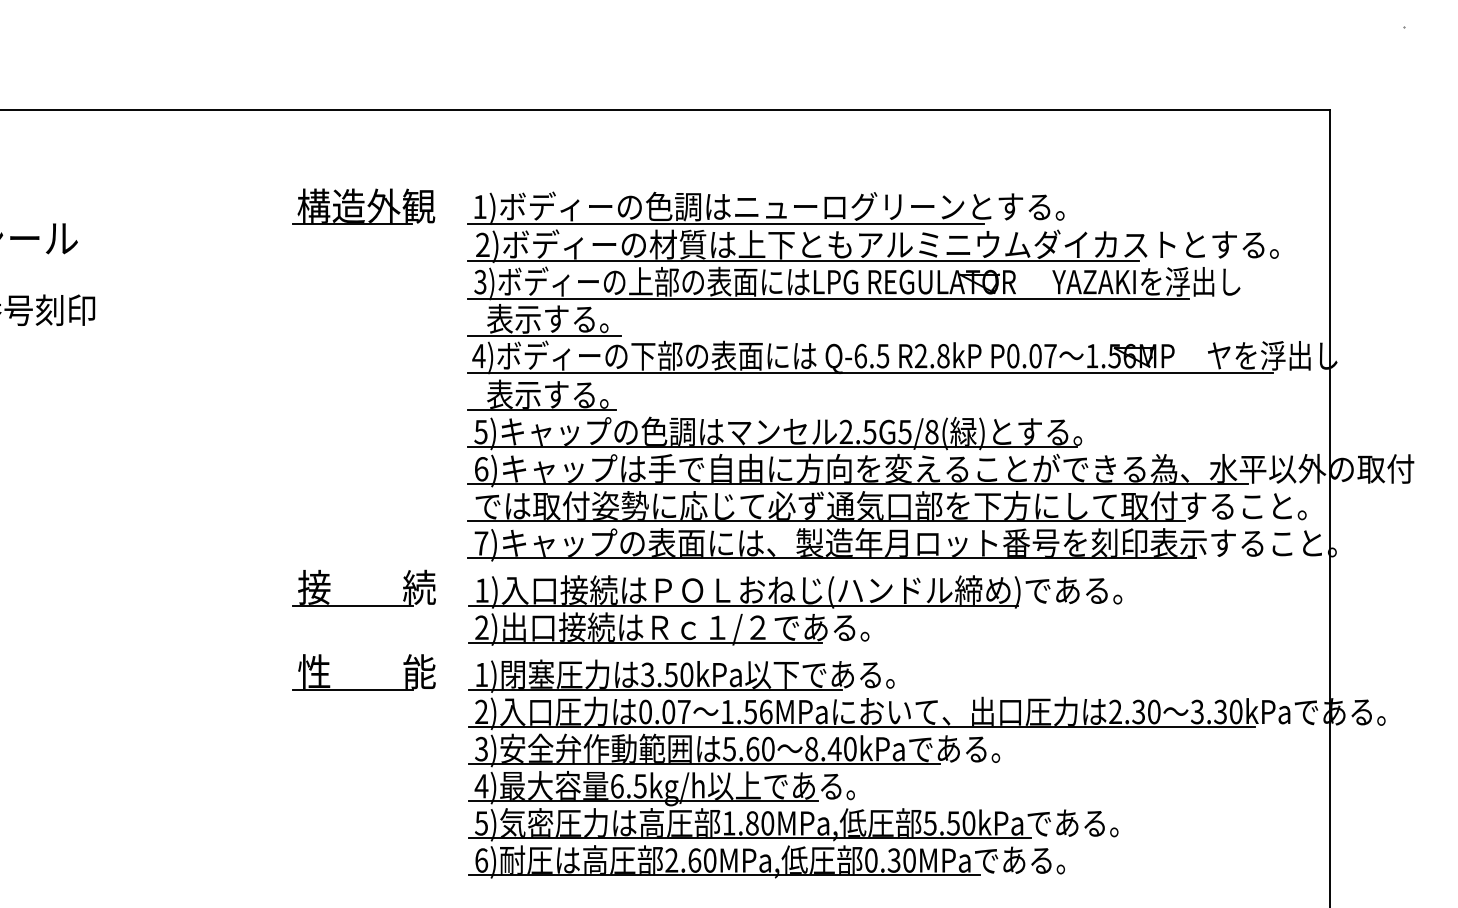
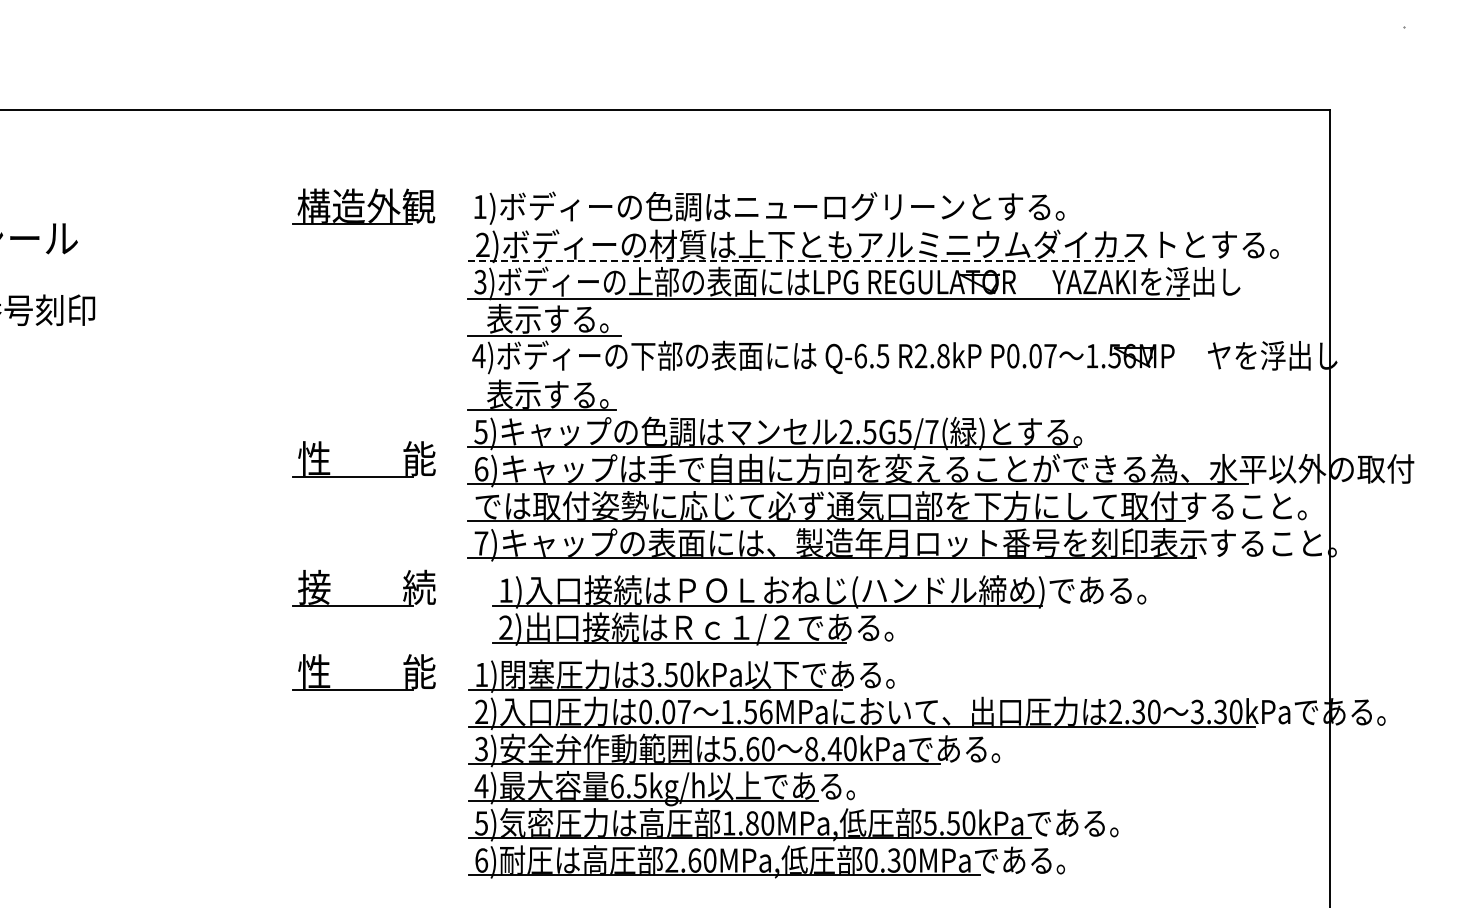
line: present -> none (726, 224)
line: solid -> dashed (804, 261)
line: present -> none (870, 372)
text: 2.5G5/8( -> 2.5G5/7( (931, 431)
part: none -> present (363, 476)
part position: (795, 610) -> (819, 610) (819, 610)
